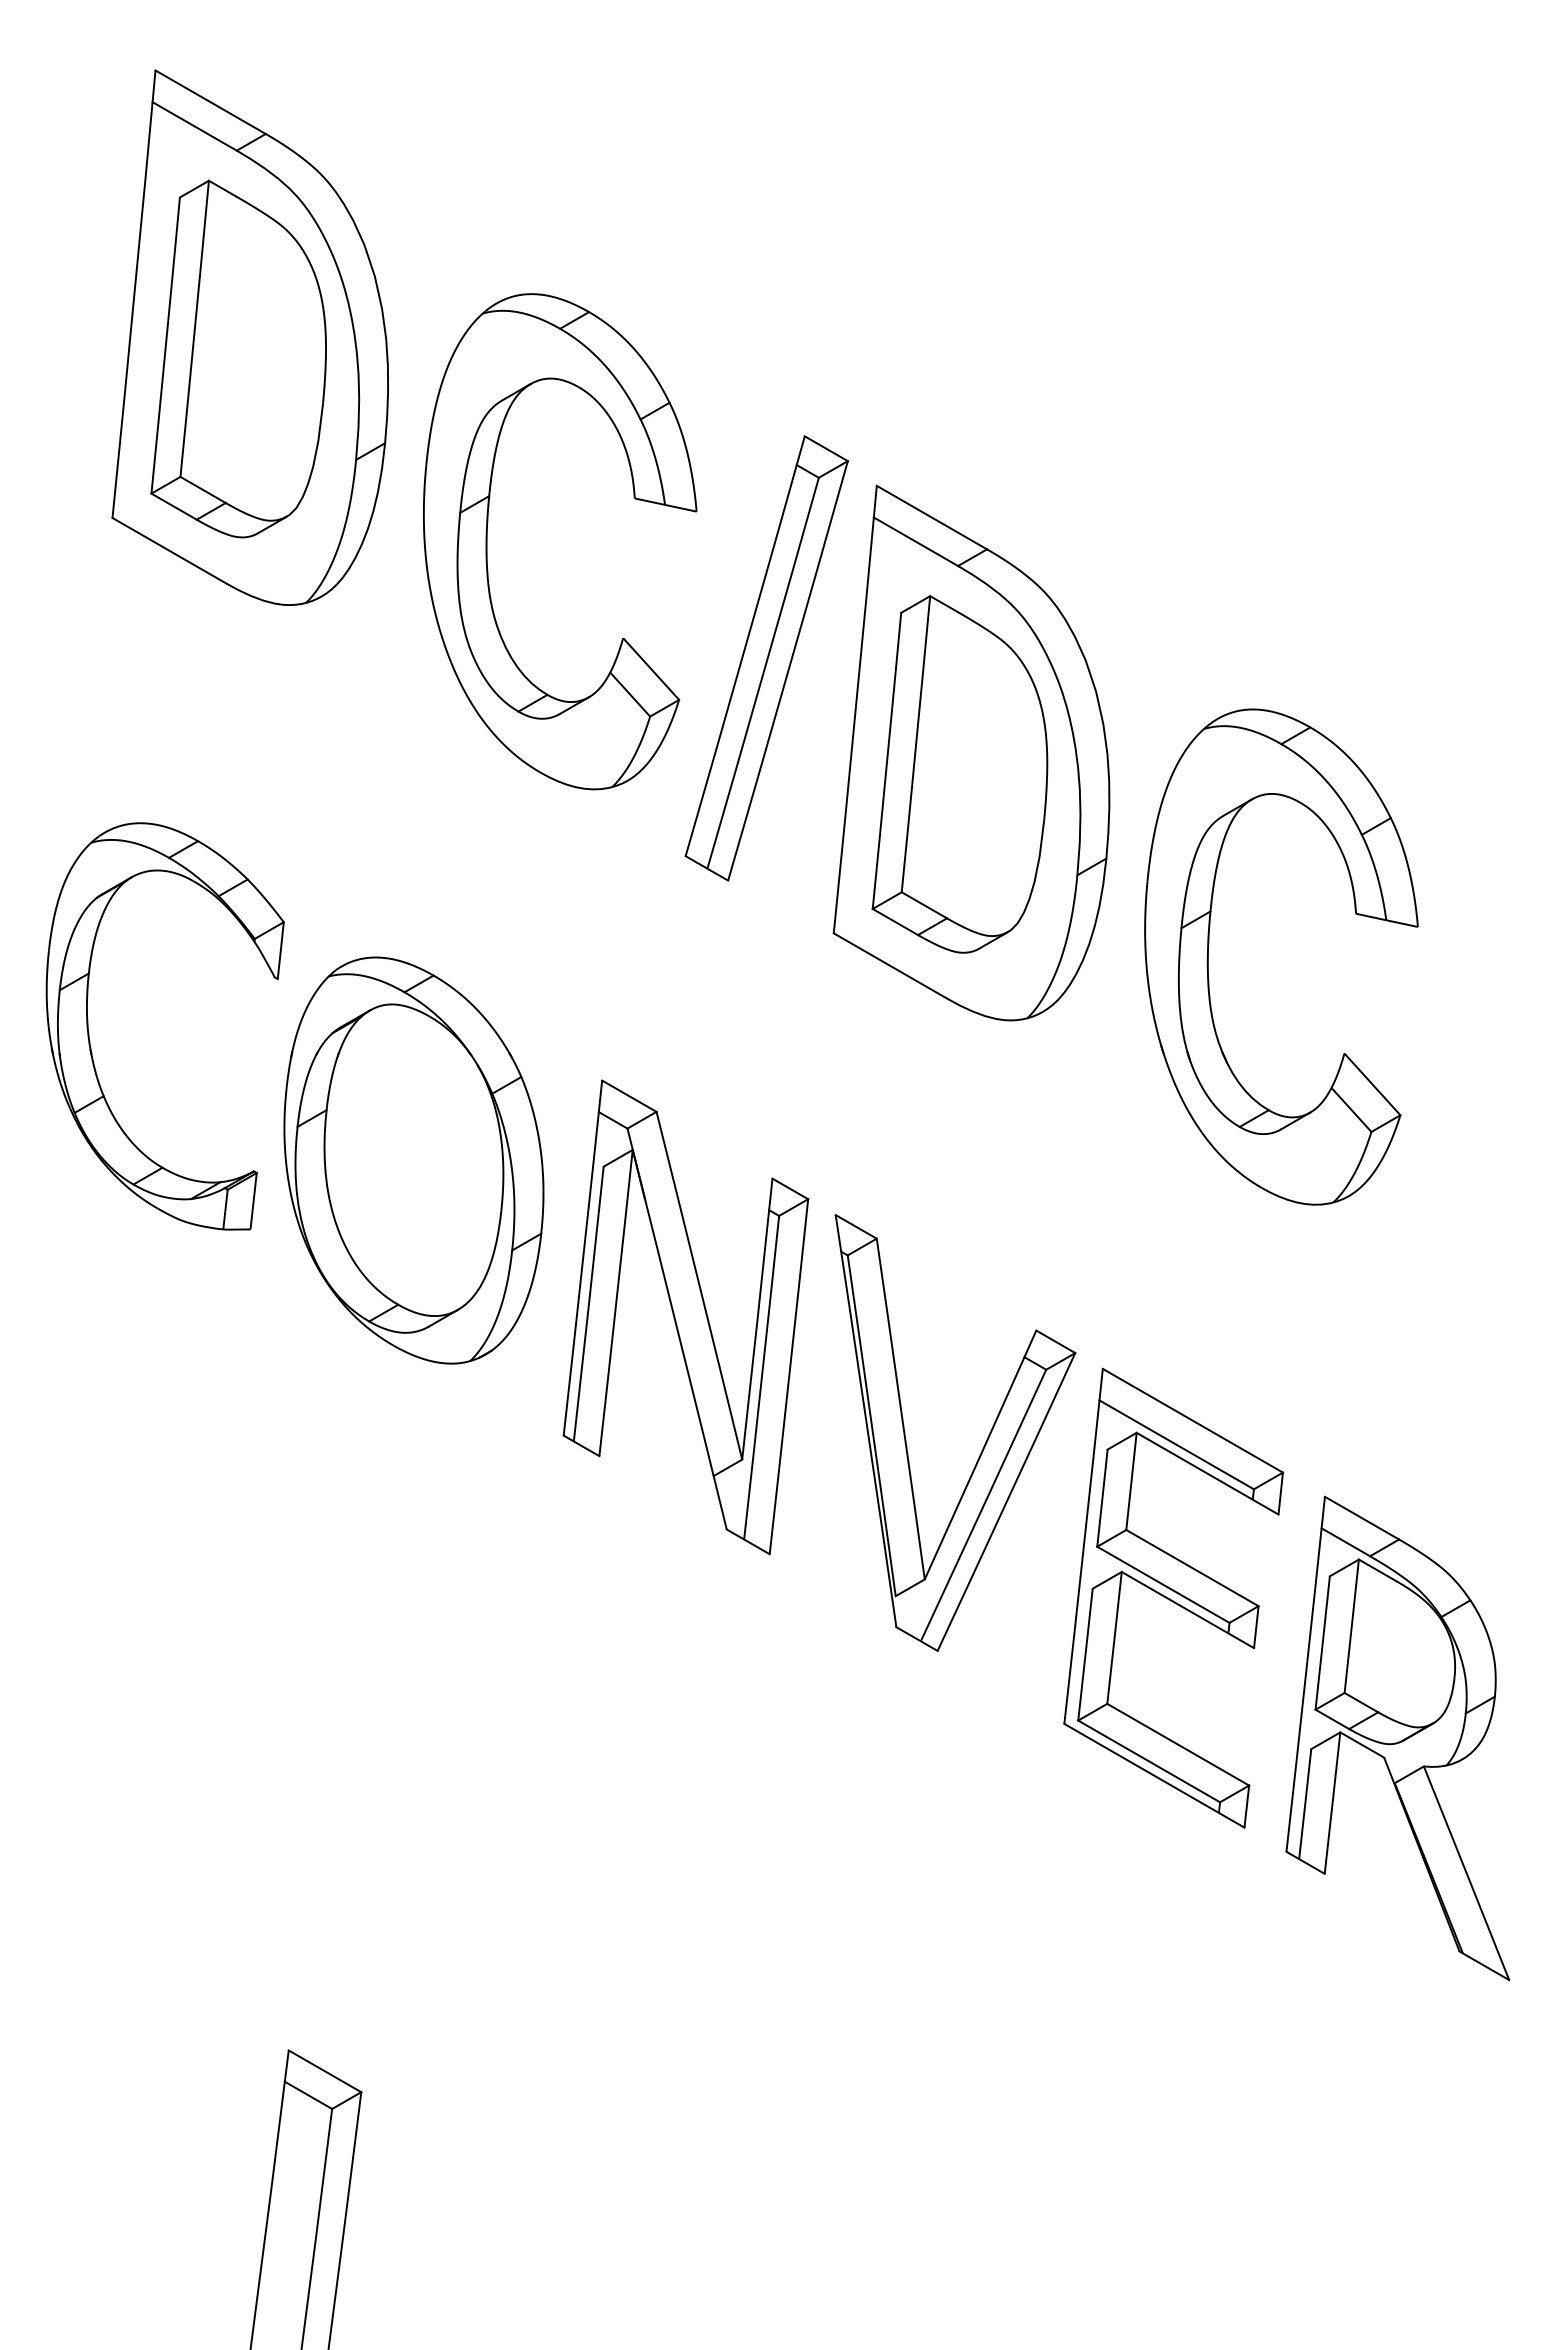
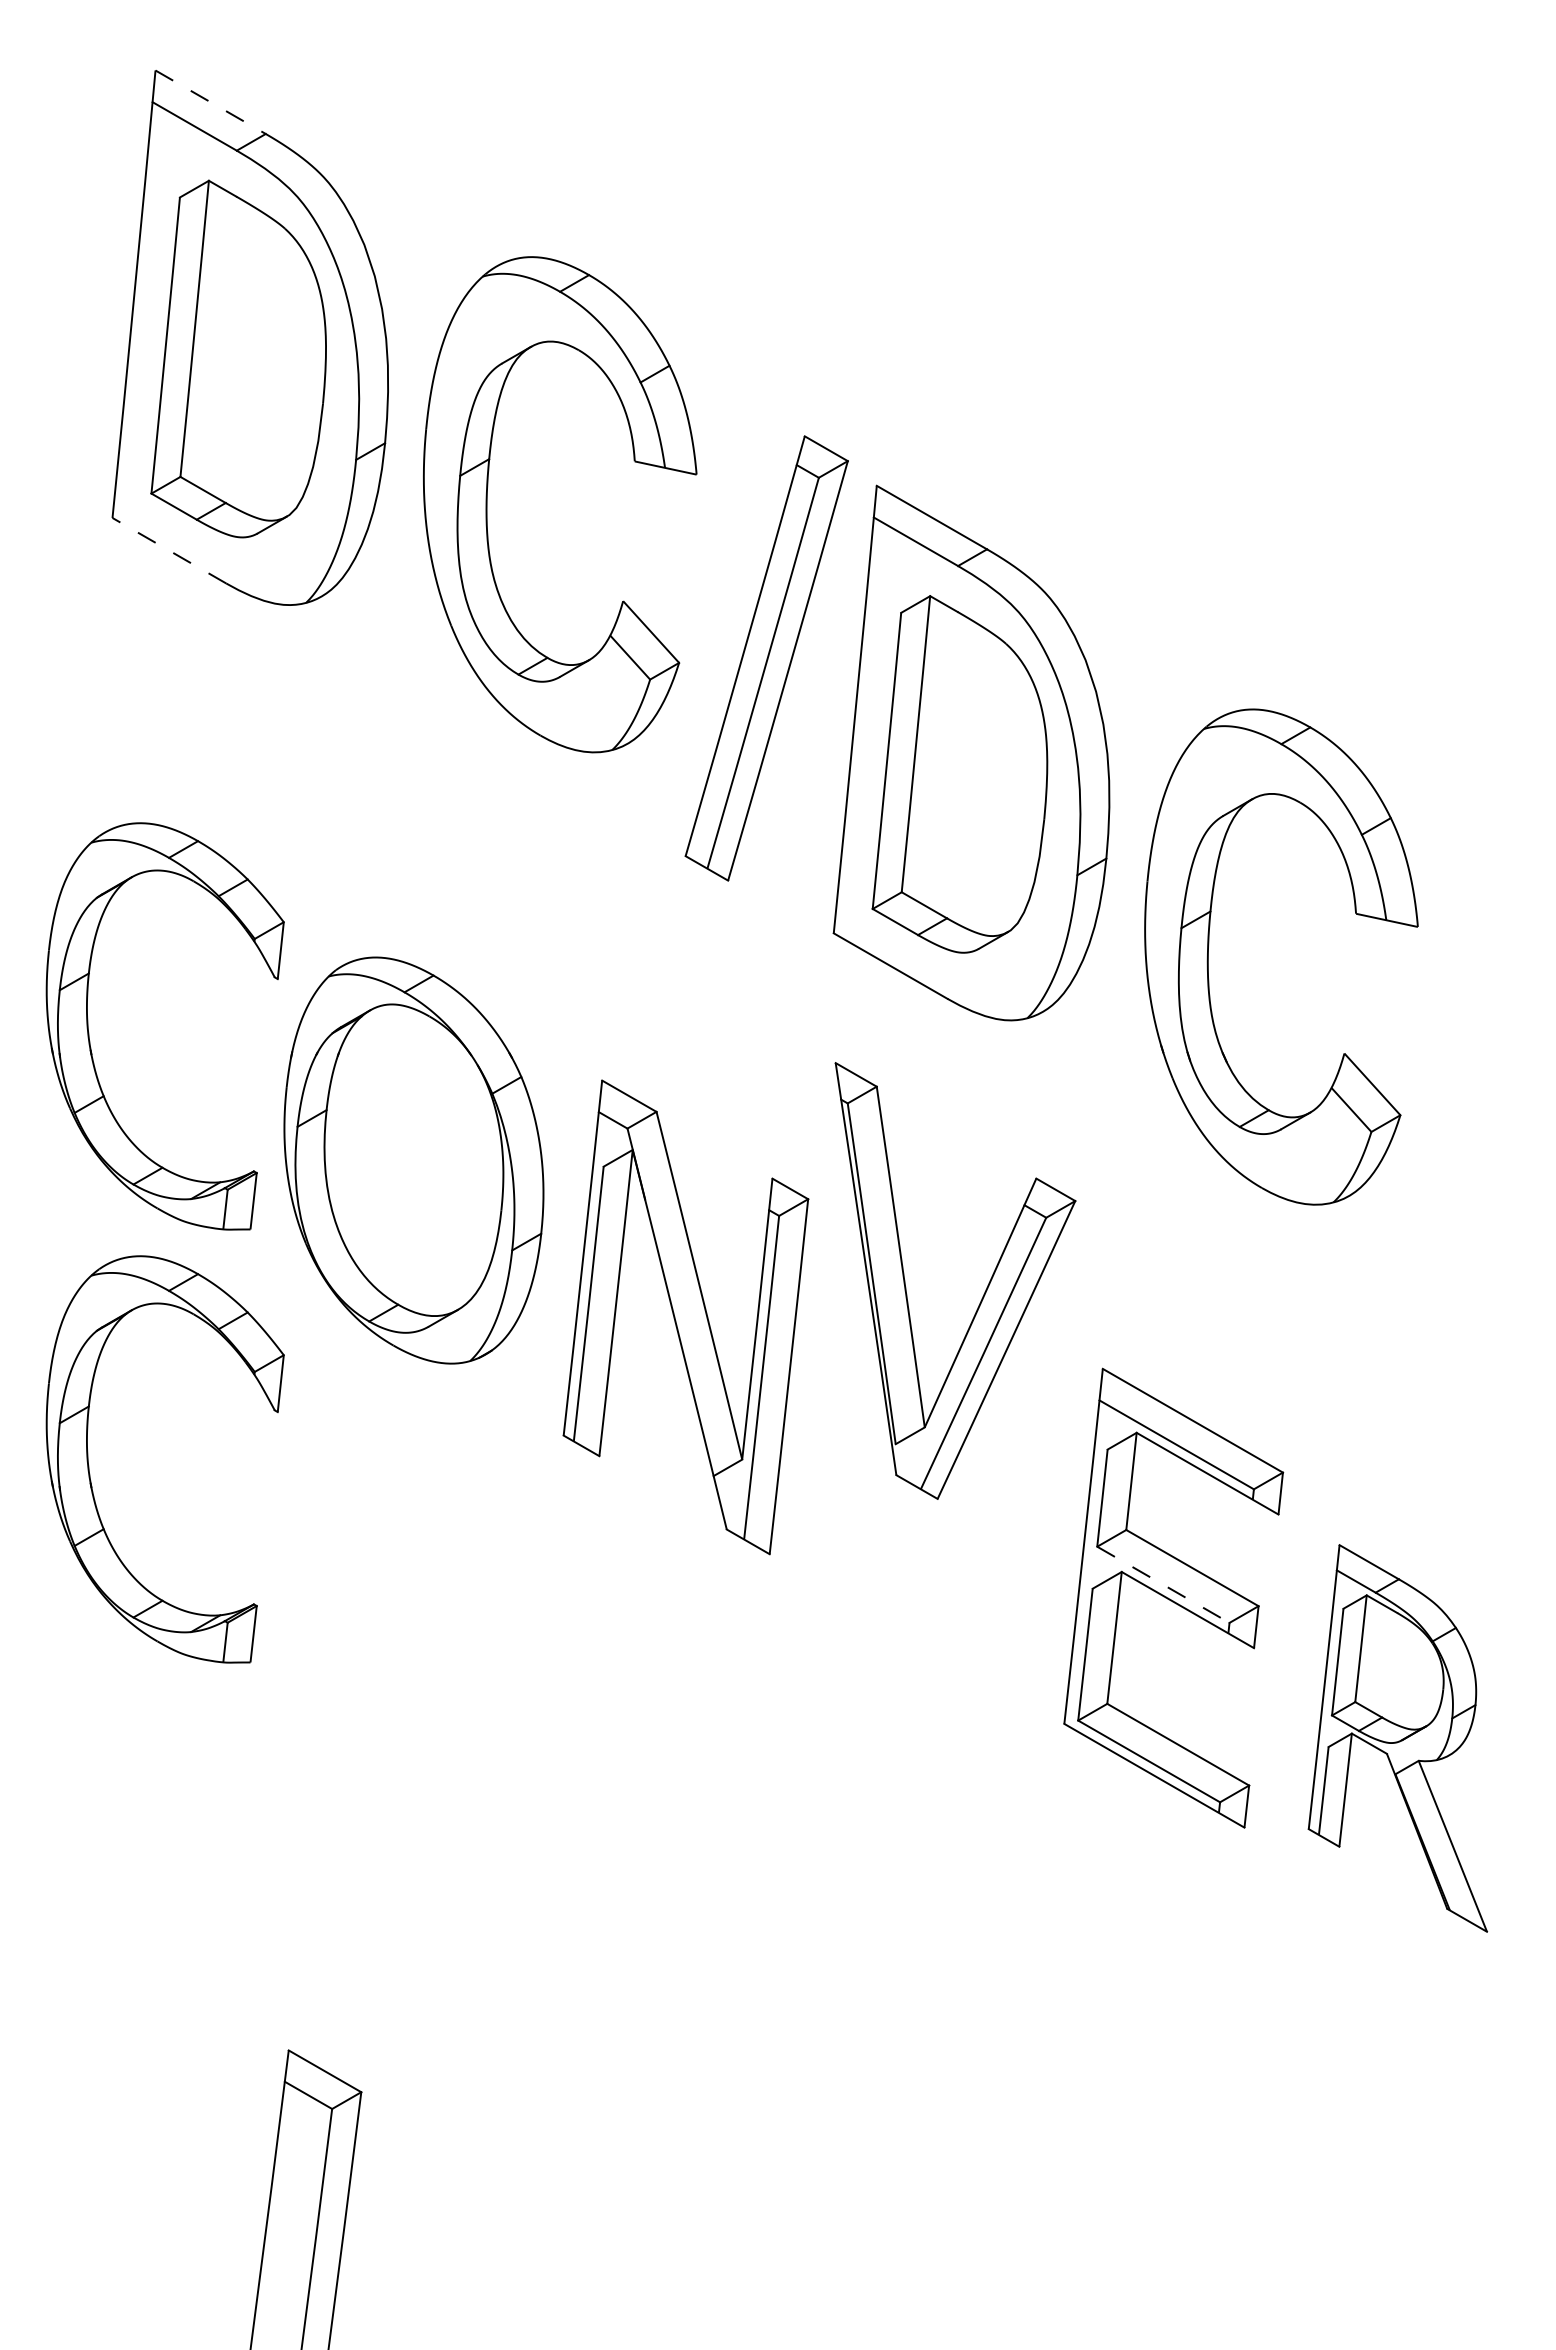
line: solid -> dashed (210, 102)
part position: (487, 541) -> (487, 504) (487, 504)
line: solid -> dashed (169, 550)
part position: (984, 1443) -> (984, 1291) (984, 1291)
part: none -> present (89, 1465)
line: solid -> dashed (1163, 1585)
part size: 226x487 px -> 182x389 px (1397, 1738)
